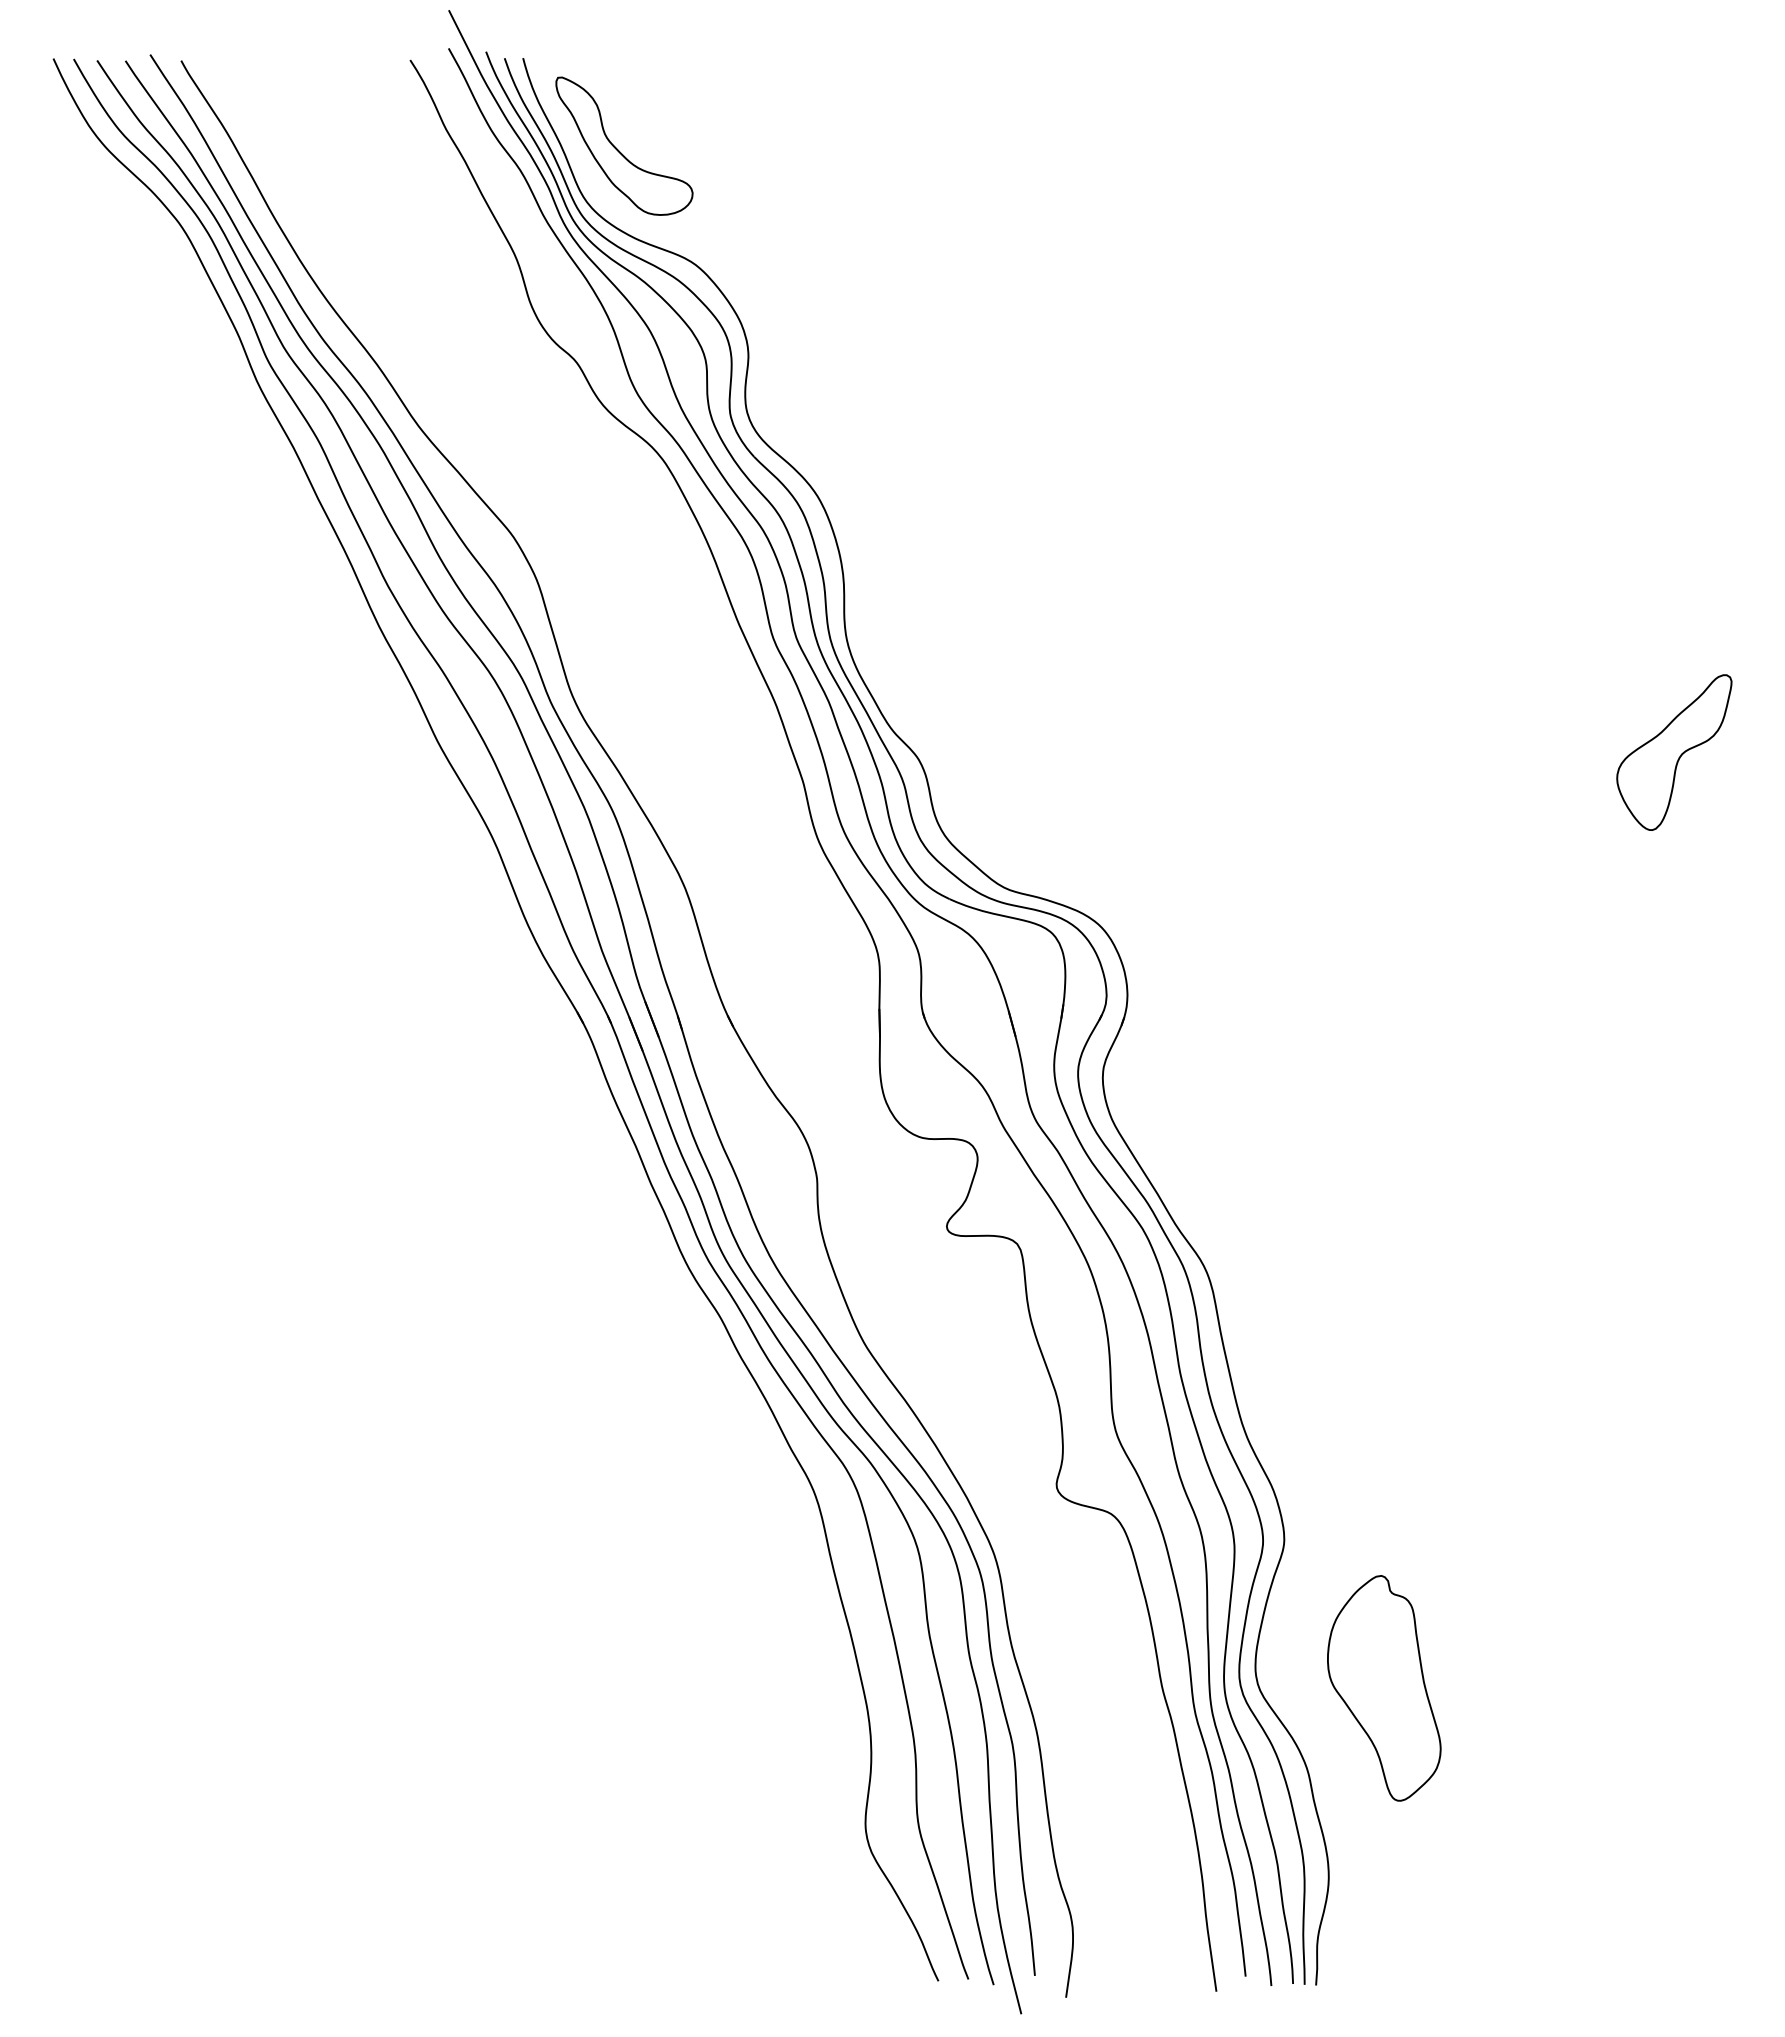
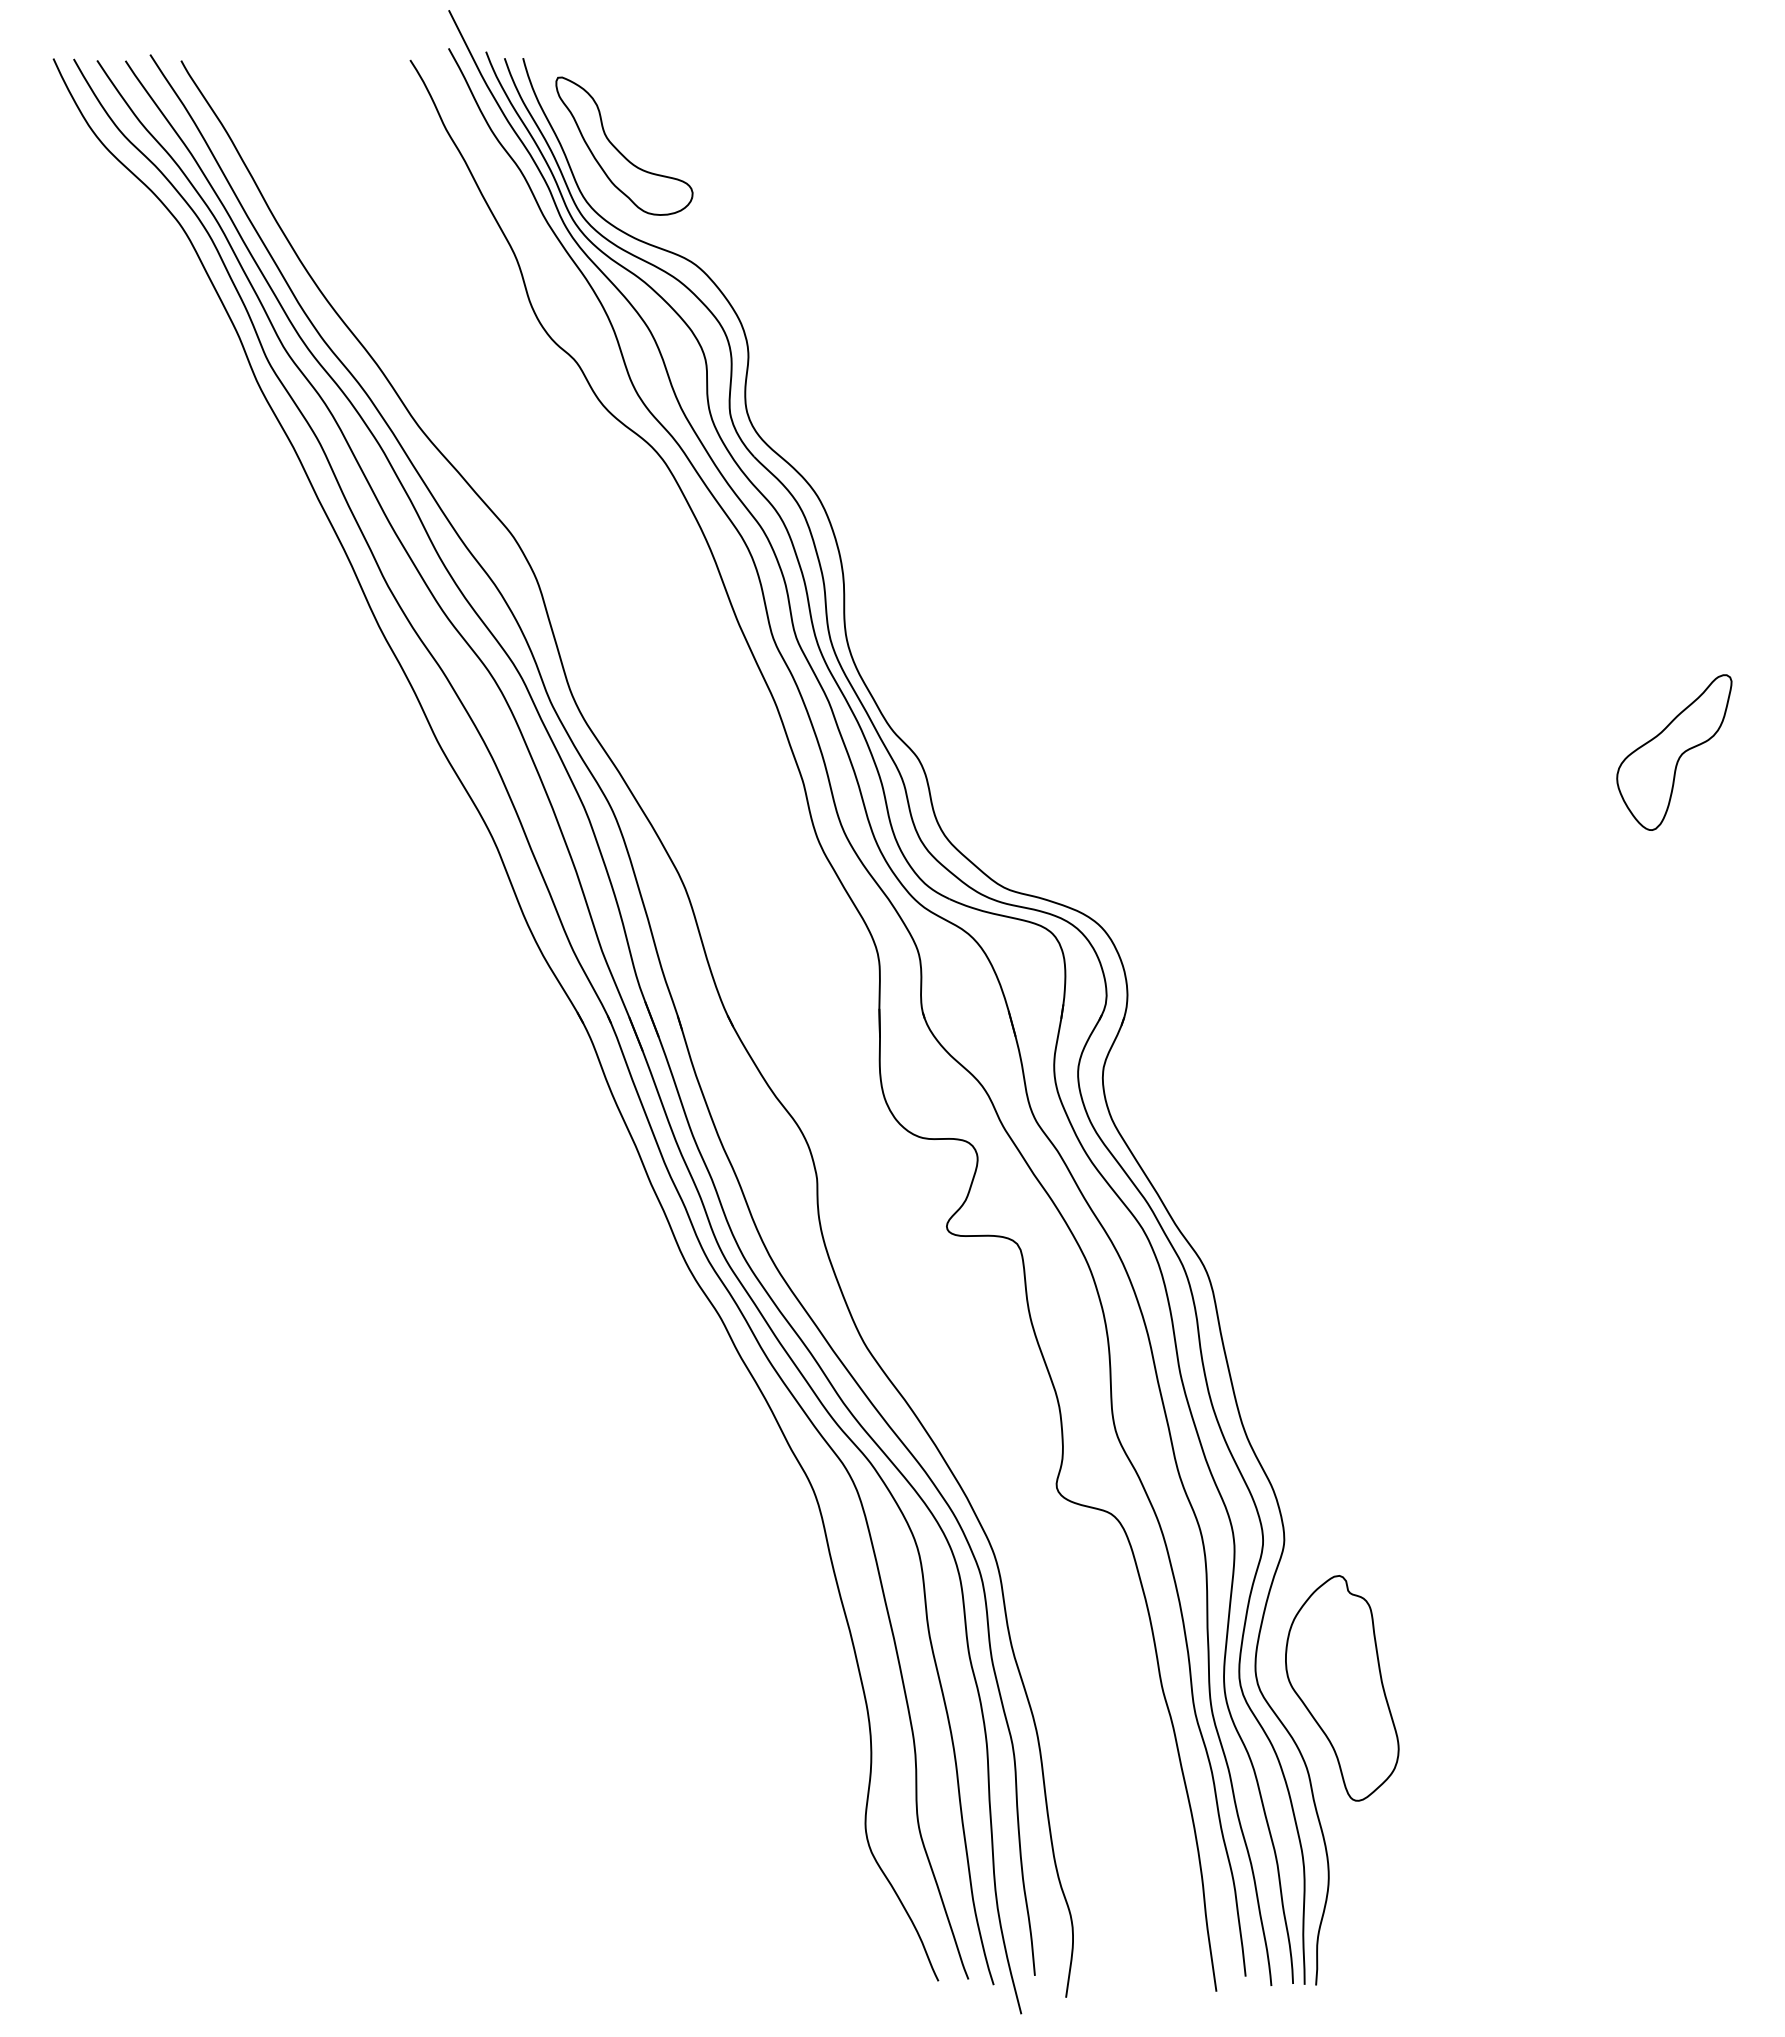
part position: (1384, 1688) -> (1342, 1688) (1342, 1688)
